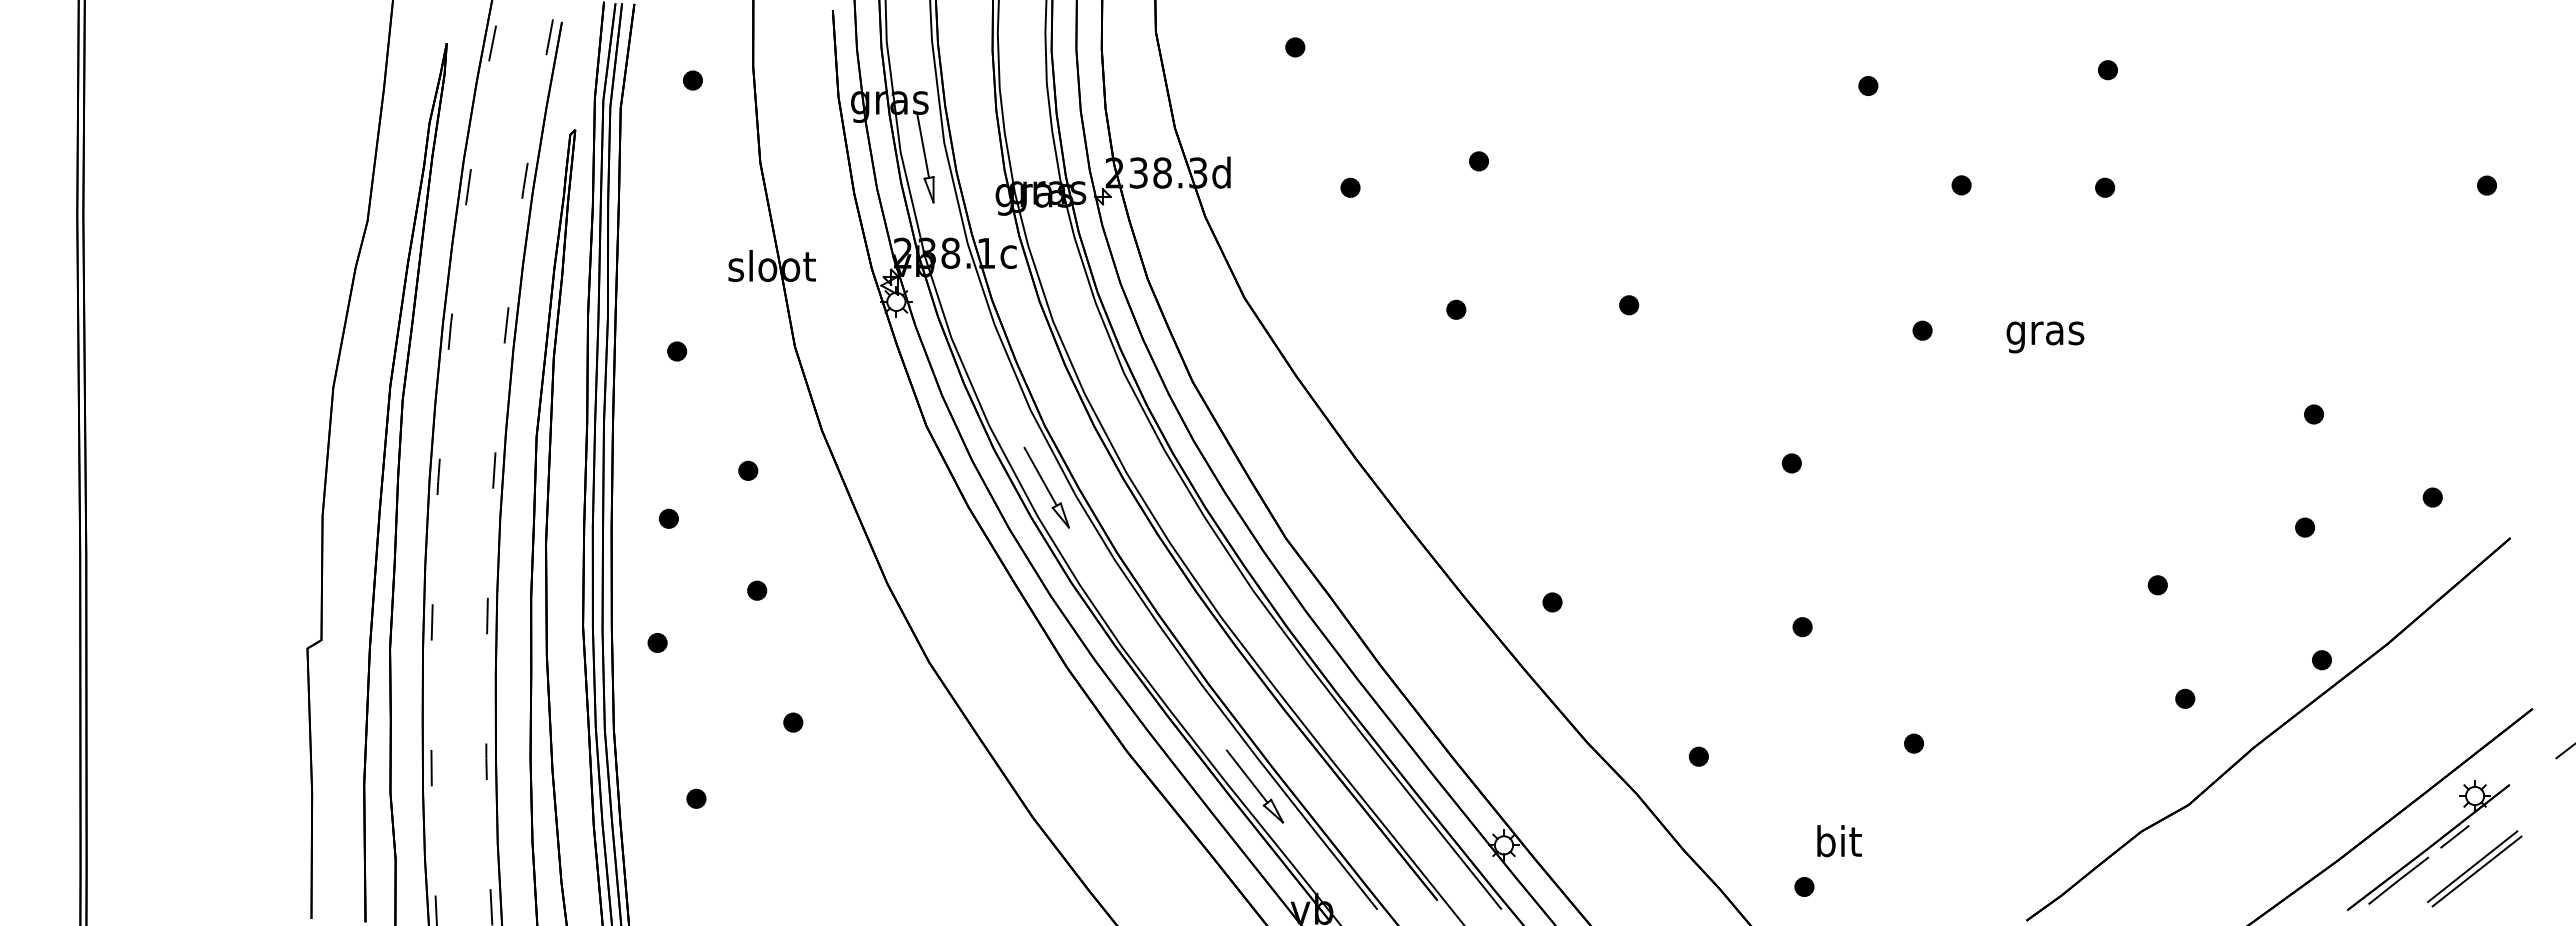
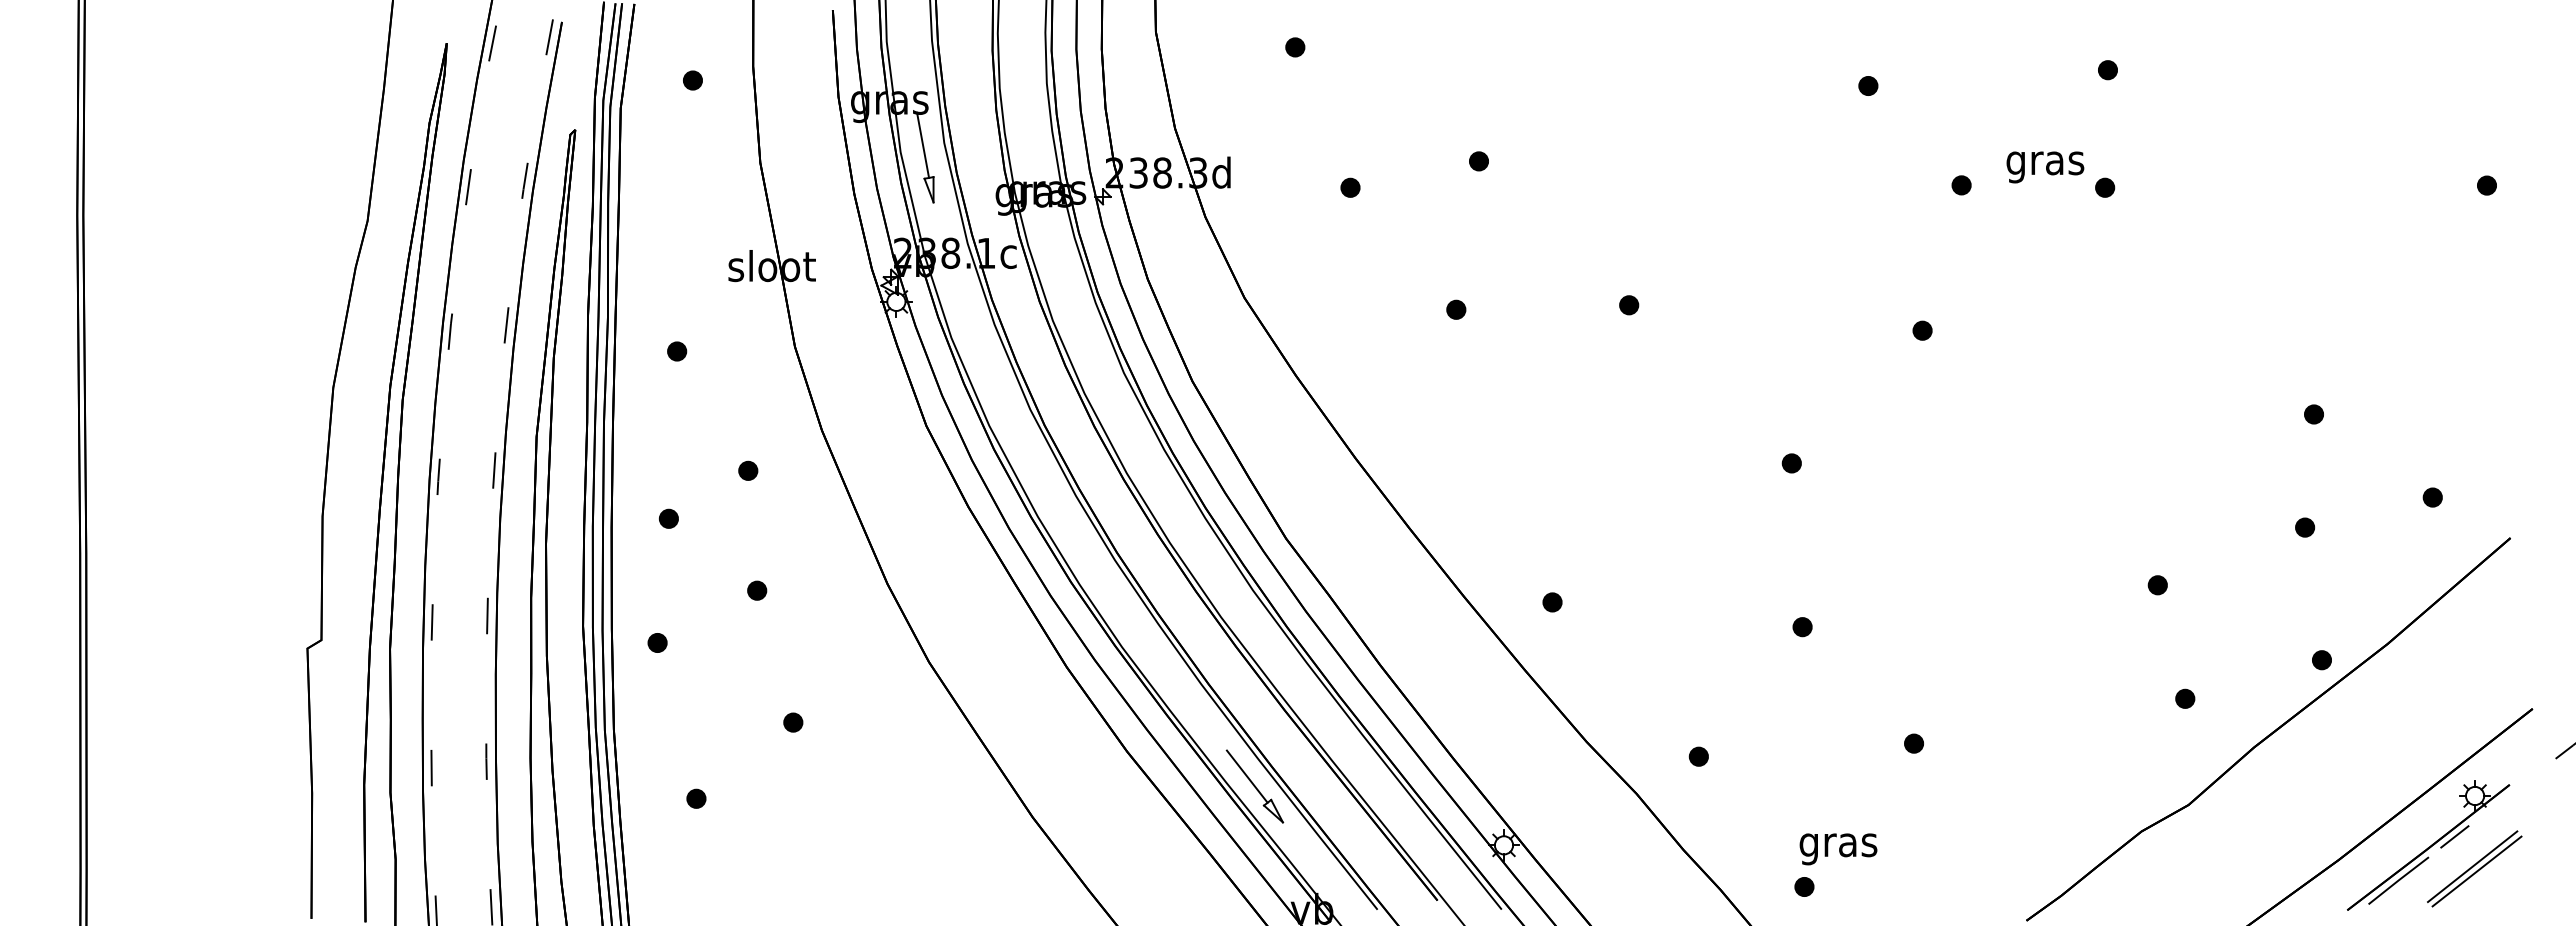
text position: (2045, 337) -> (2045, 167) (2045, 167)
part: present -> none (1046, 487)
text: bit -> gras (1838, 845)
